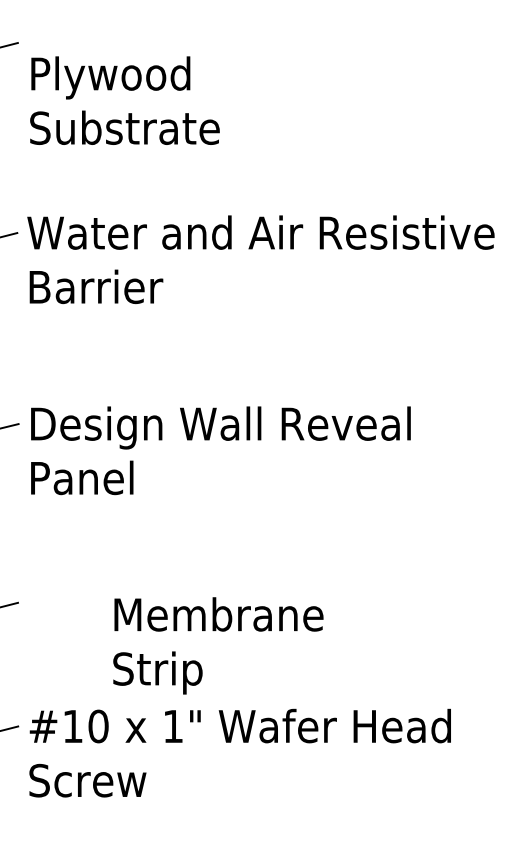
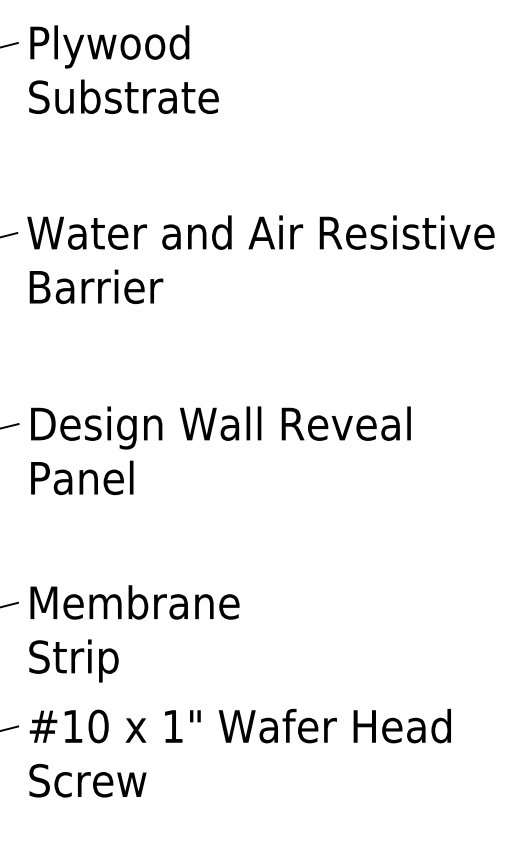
text position: (124, 100) -> (123, 69) (123, 69)
text position: (218, 645) -> (134, 633) (134, 633)
